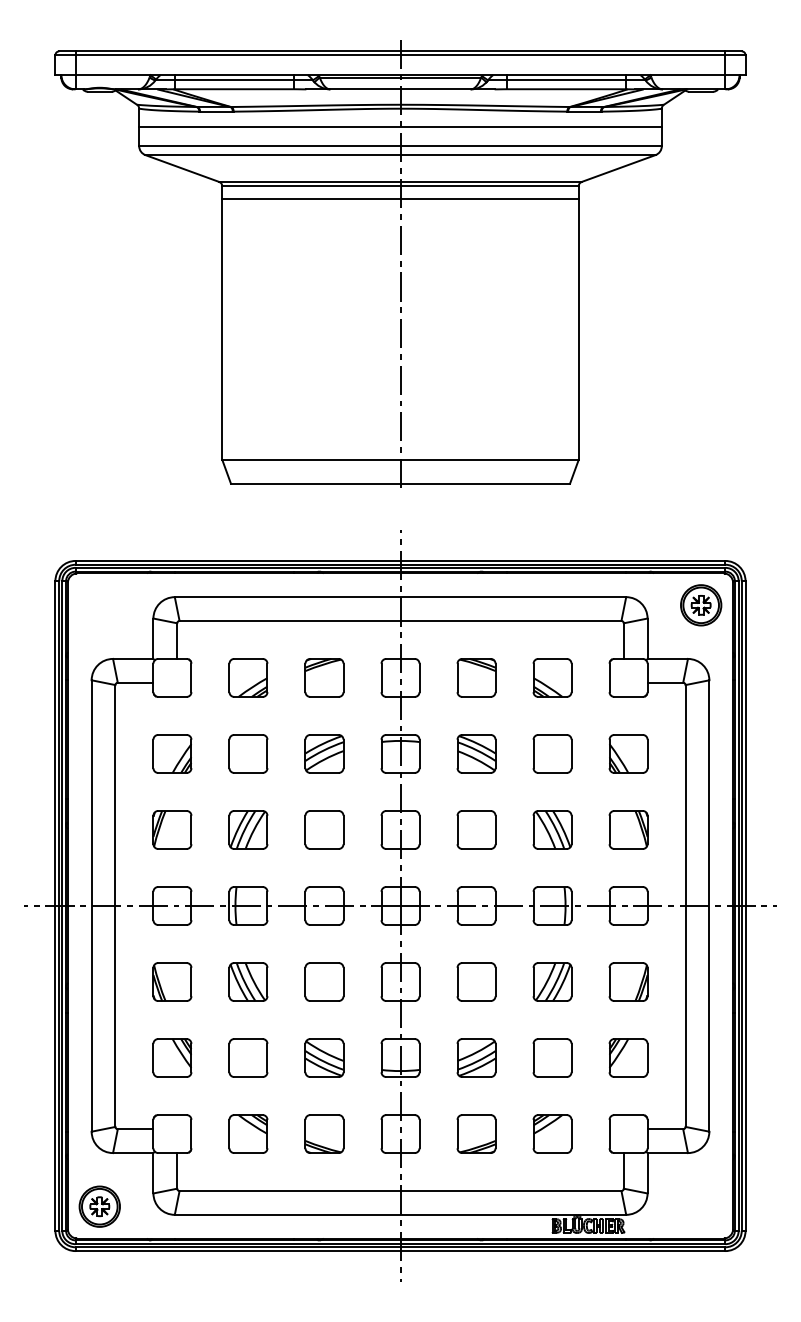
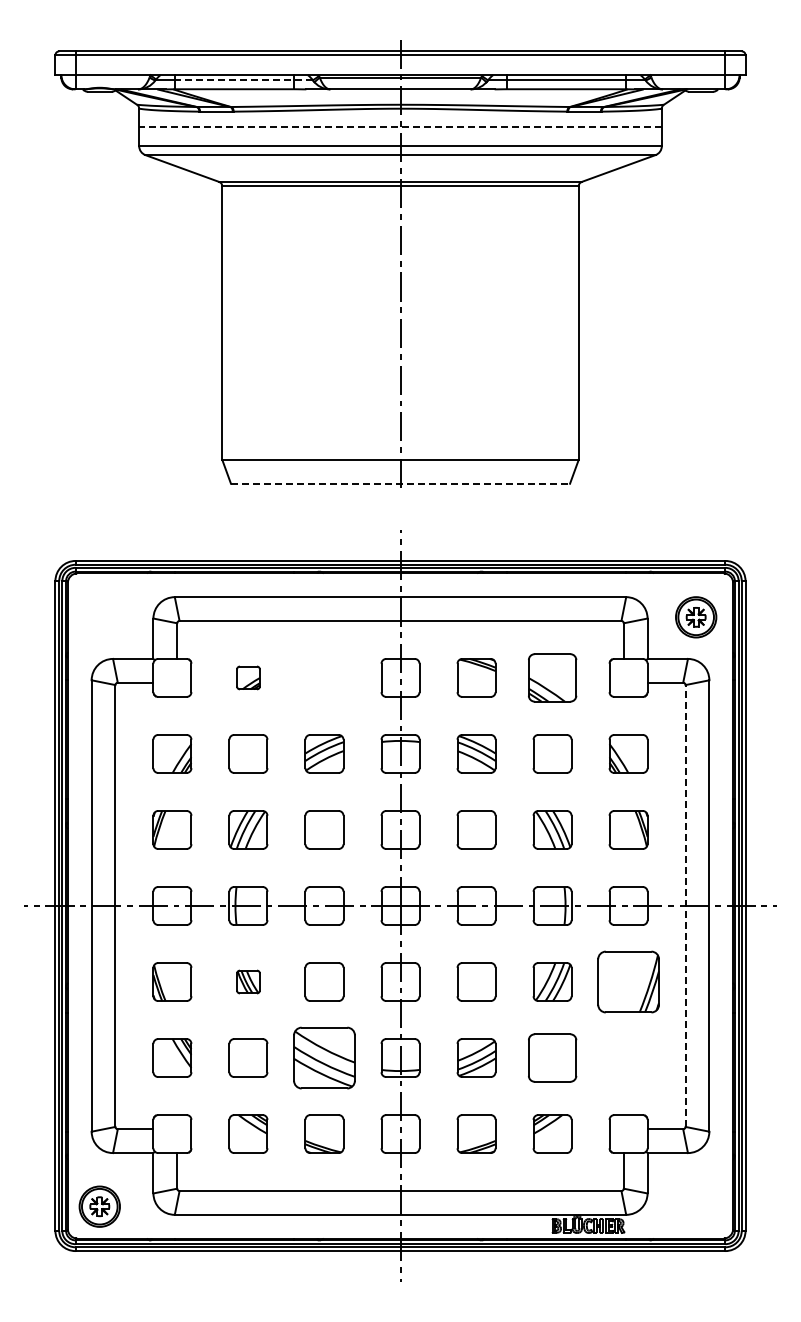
line: solid -> dashed (243, 80)
line: solid -> dashed (400, 127)
line: present -> none (400, 198)
line: solid -> dashed (400, 483)
part position: (701, 605) -> (696, 617) (696, 617)
part size: 41x40 px -> 25x26 px (248, 677)
part: present -> none (324, 677)
part size: 41x40 px -> 50x50 px (552, 677)
line: solid -> dashed (685, 906)
part size: 41x40 px -> 25x26 px (248, 981)
part size: 41x40 px -> 63x64 px (628, 981)
part size: 41x40 px -> 63x64 px (324, 1057)
part size: 41x40 px -> 50x50 px (552, 1057)
part: present -> none (628, 1057)
